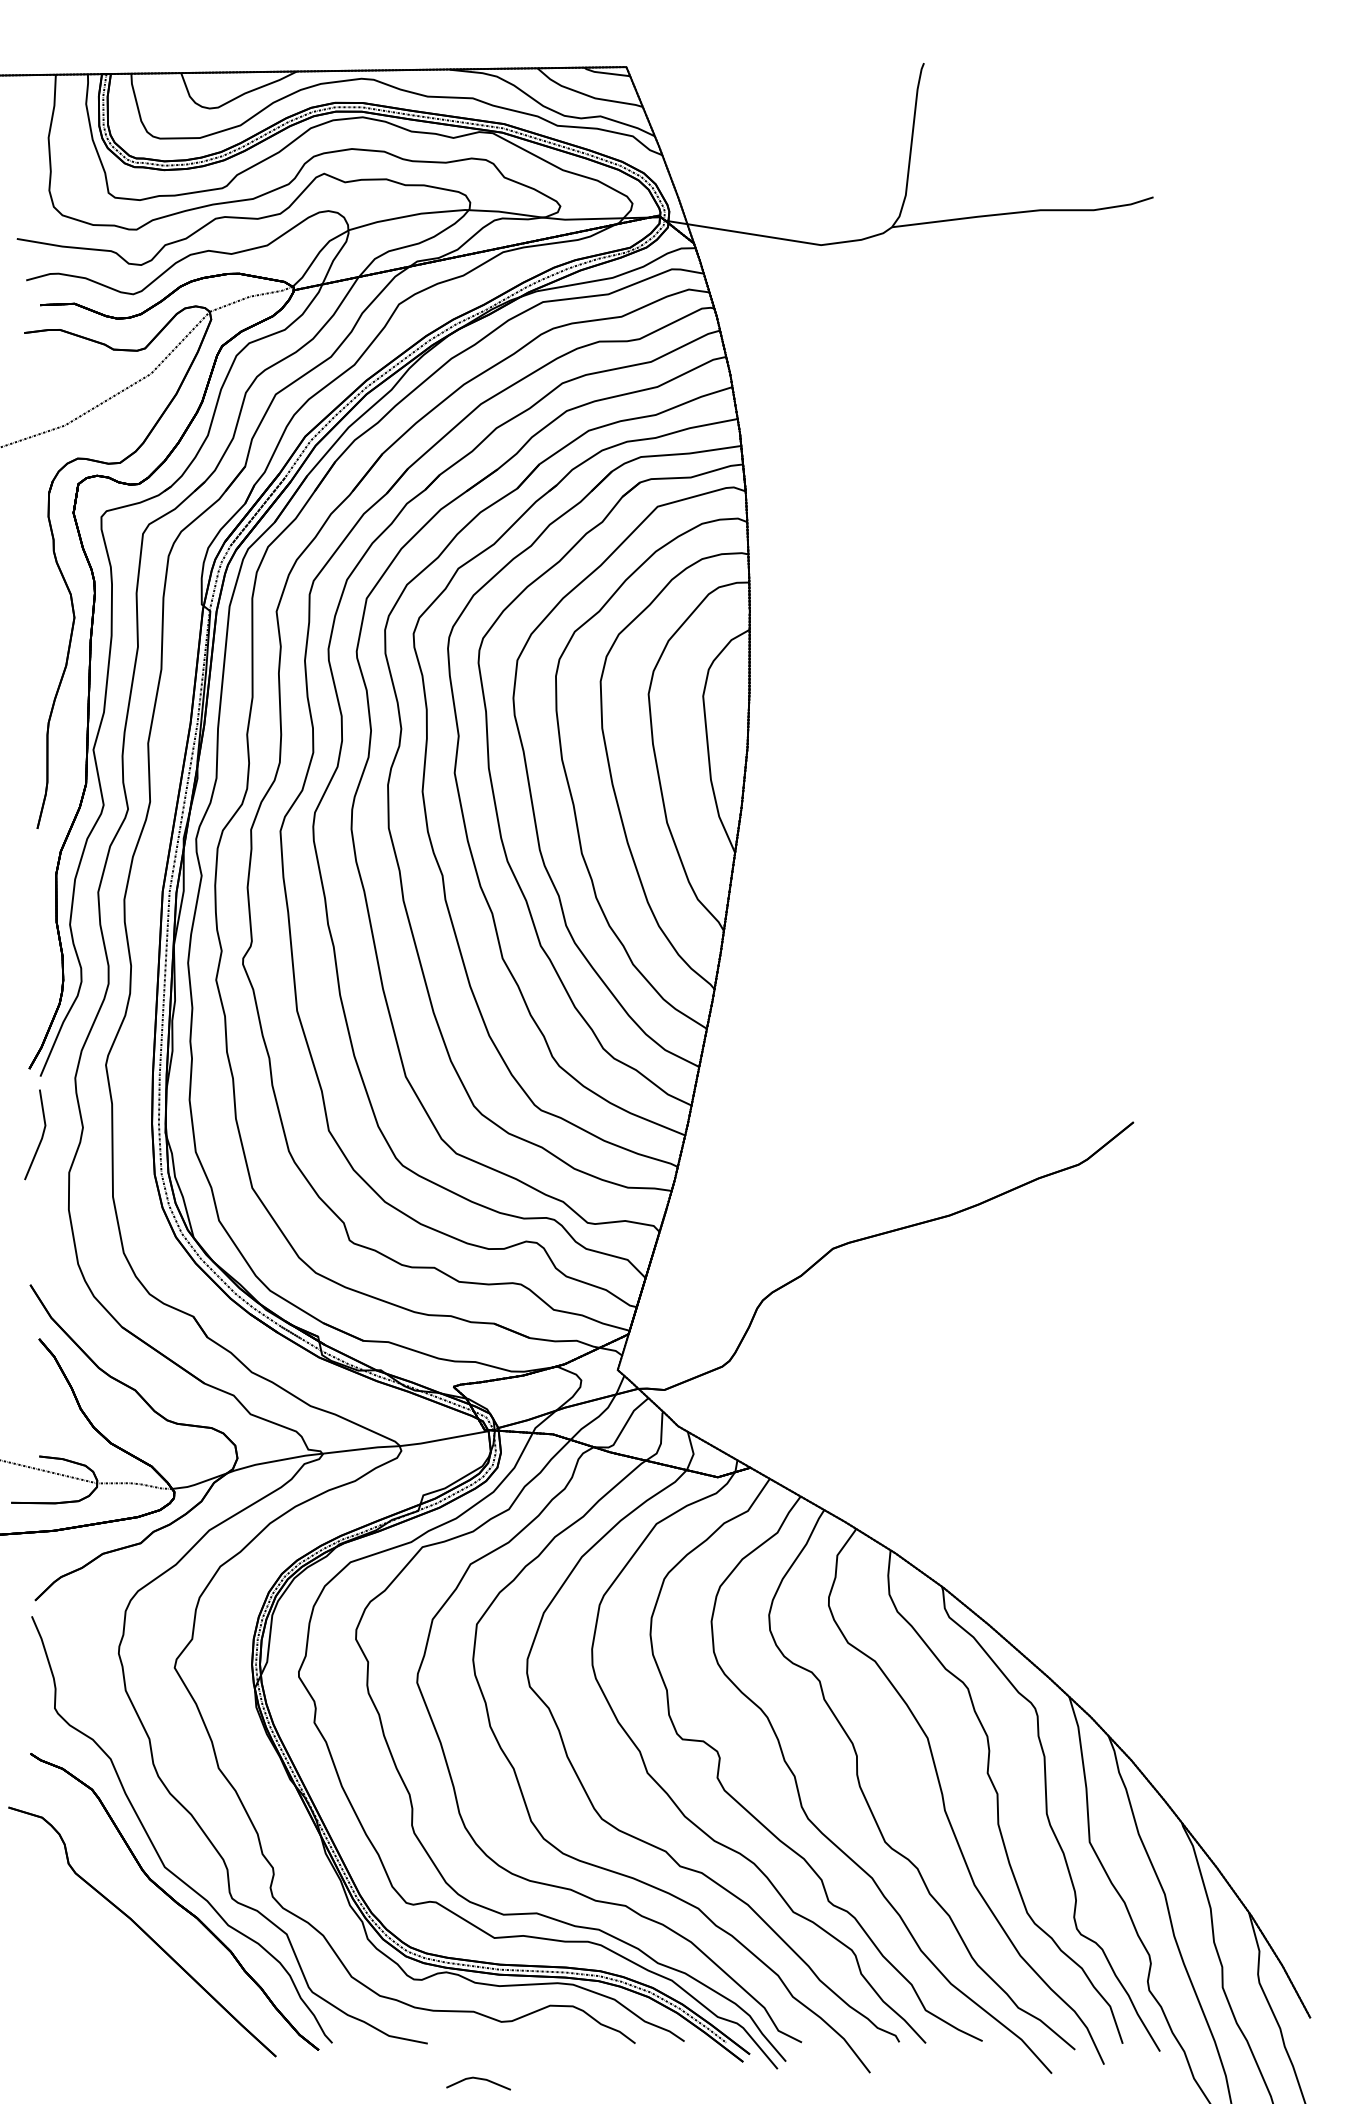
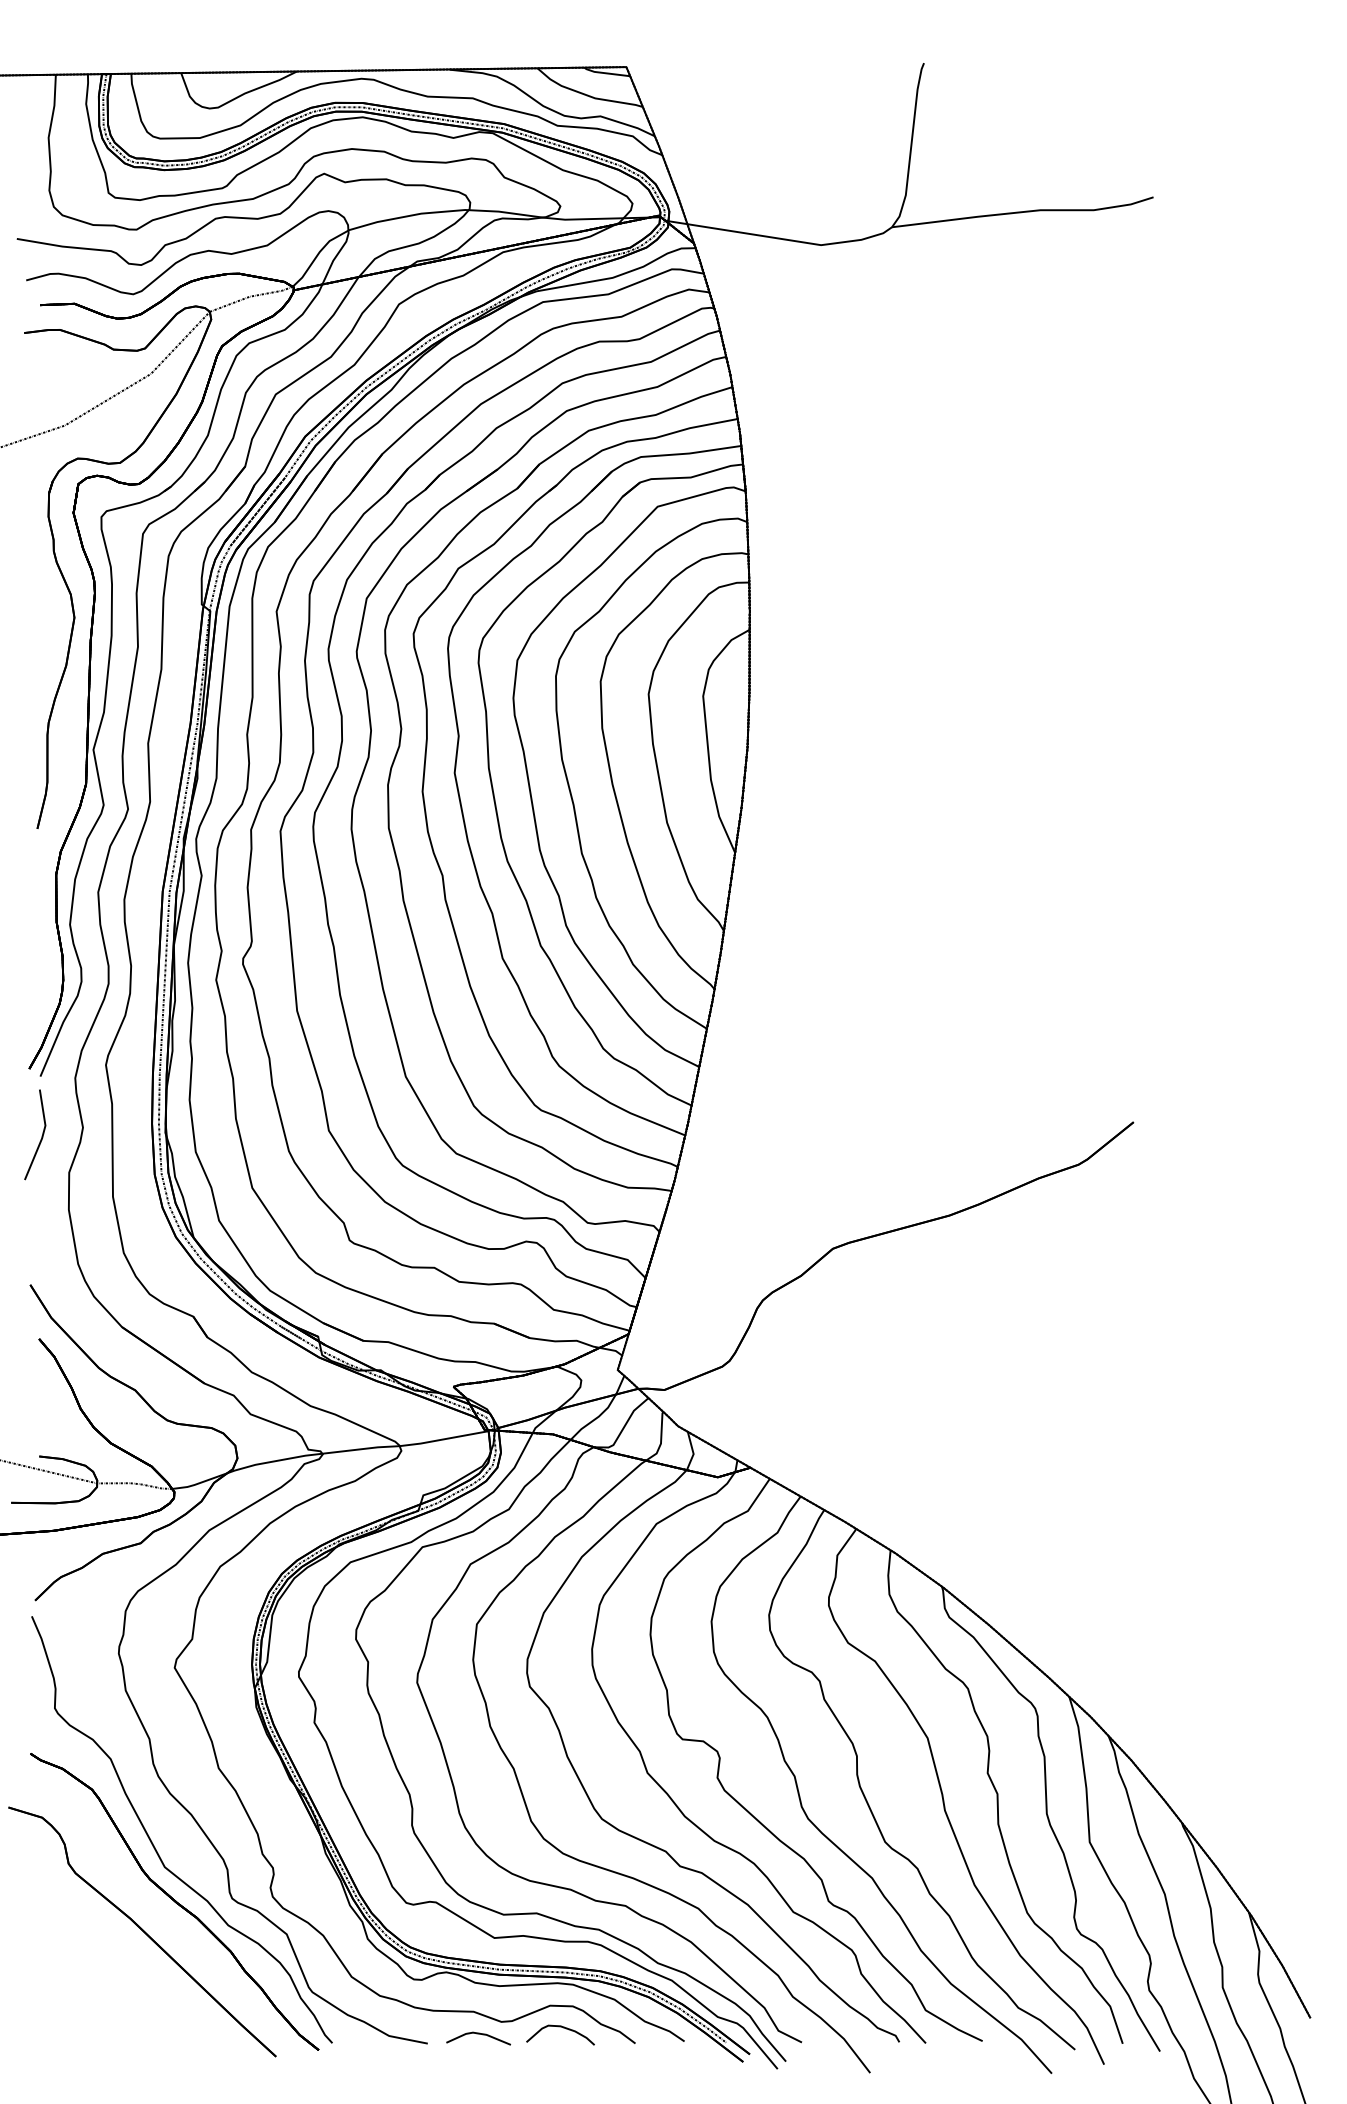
curve: none -> present (563, 2028)
line position: (478, 2079) -> (478, 2034) (478, 2034)
